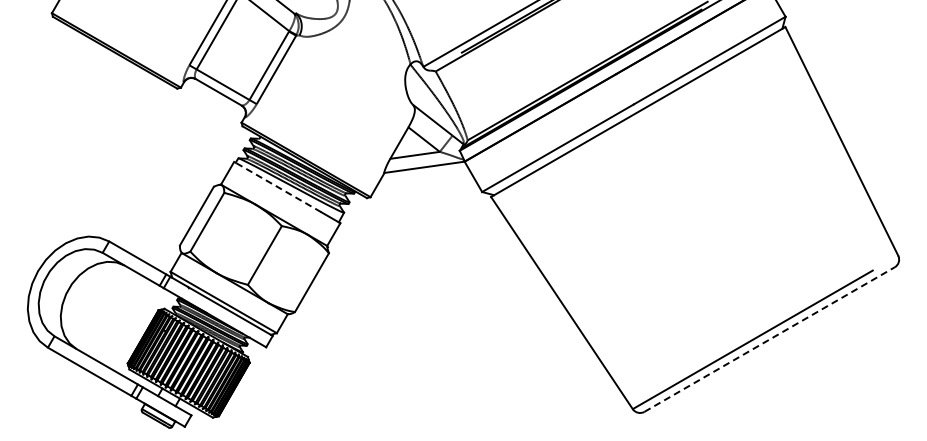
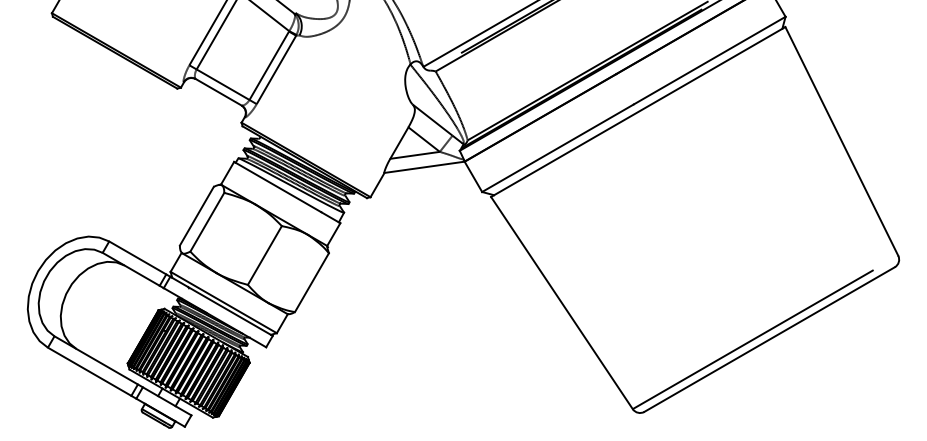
line: dashed -> solid (277, 186)
line: dashed -> solid (769, 339)
